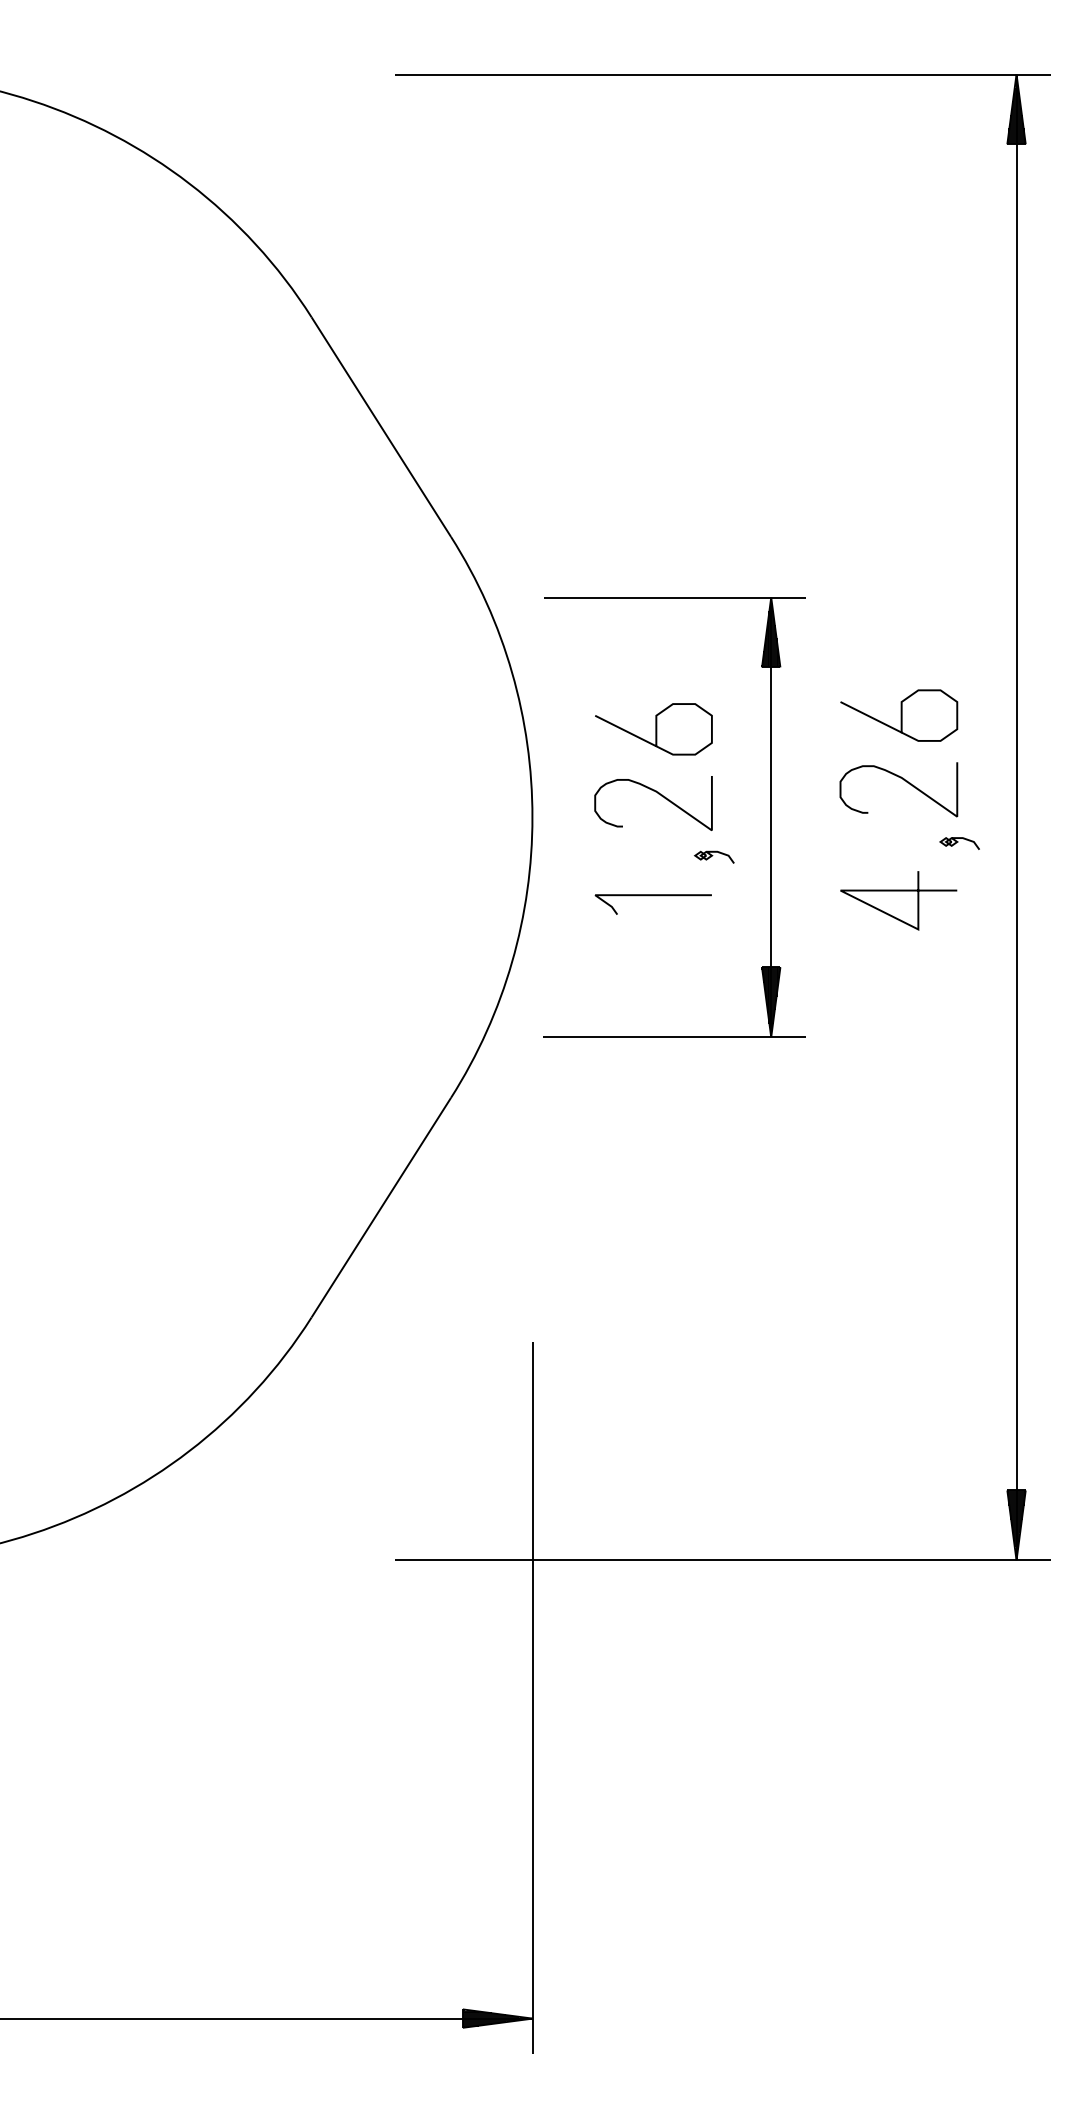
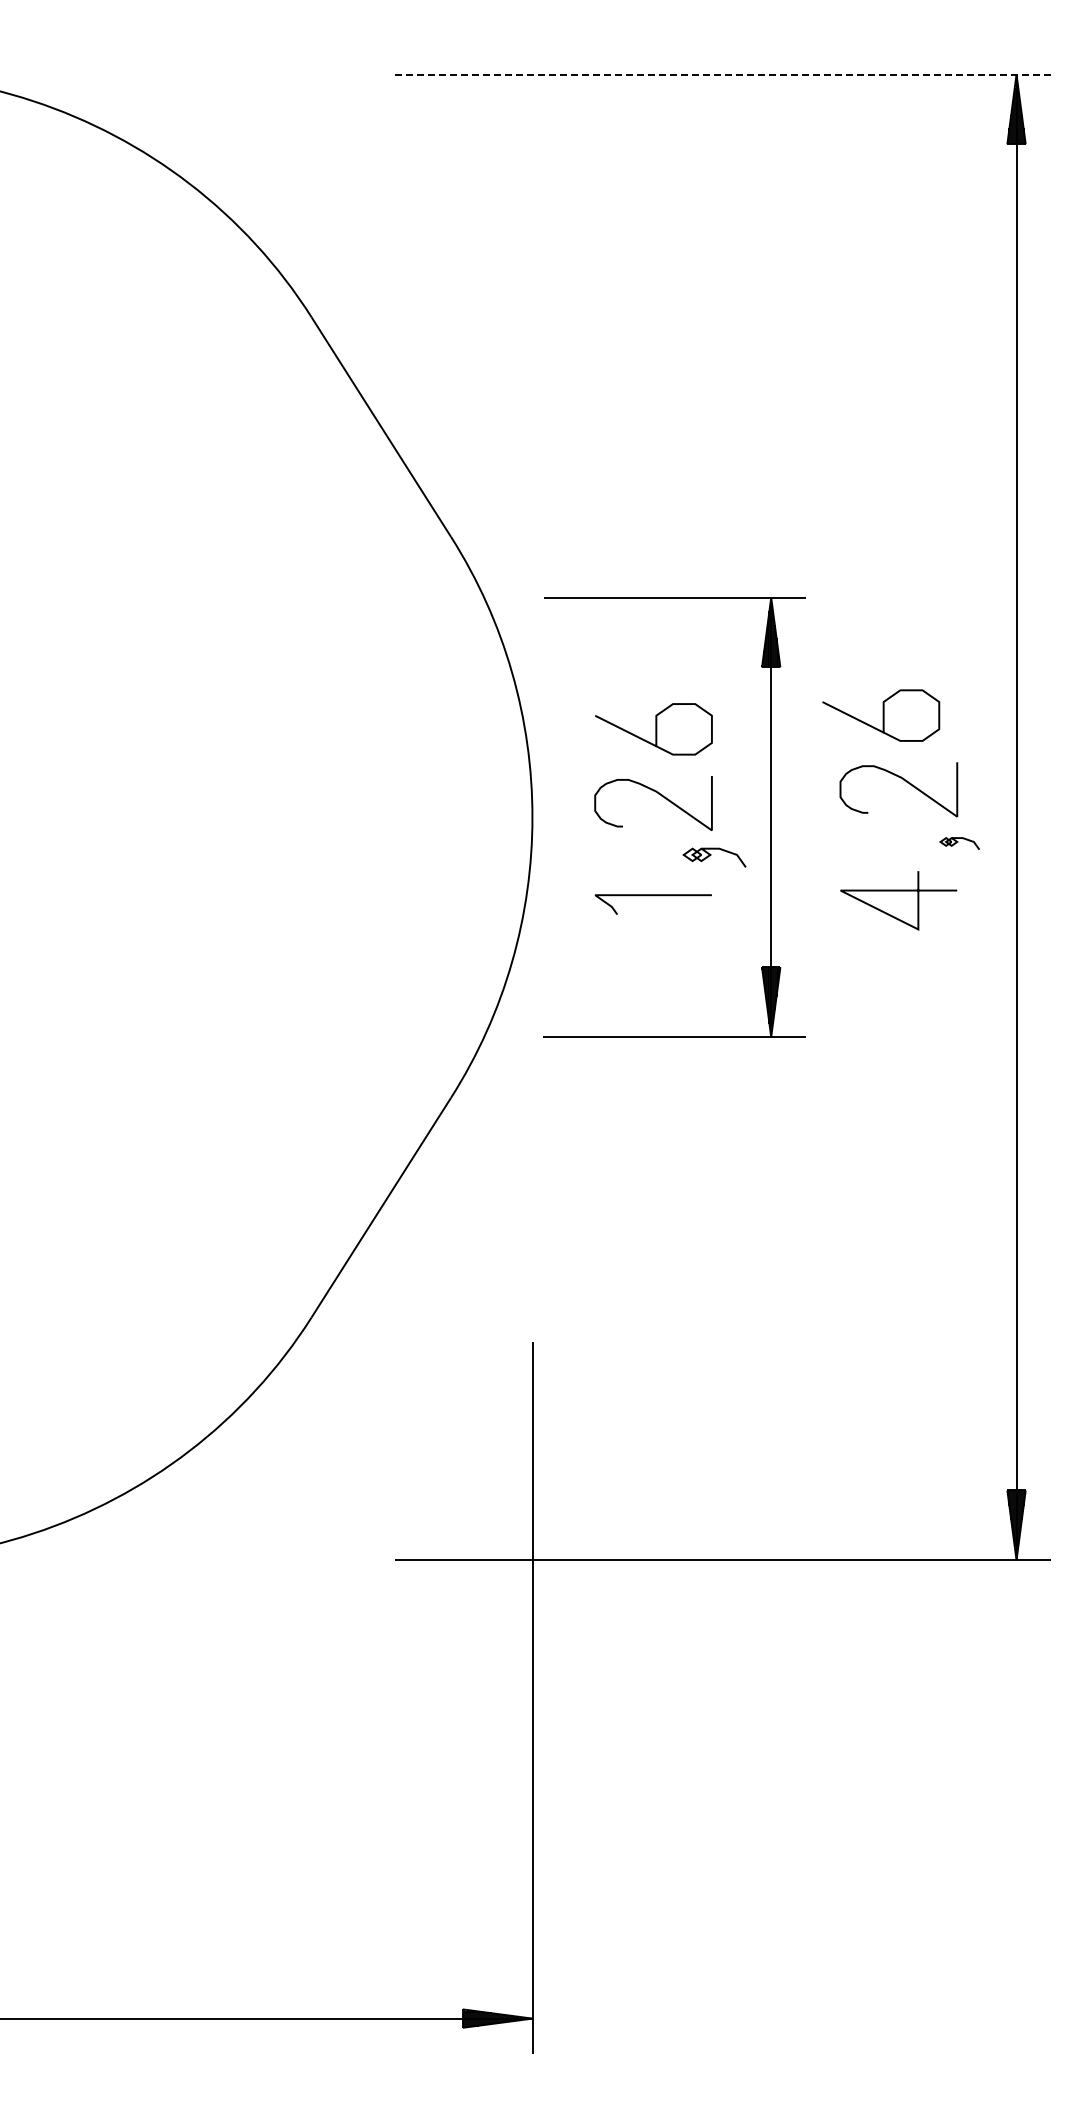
line: solid -> dashed (723, 74)
curve position: (900, 715) -> (882, 715) (882, 715)
part size: 41x14 px -> 65x21 px (714, 857)
